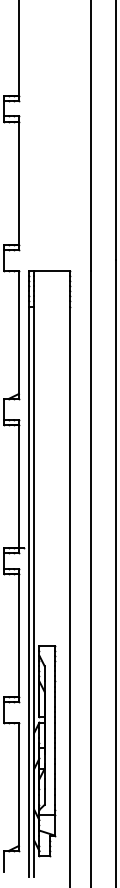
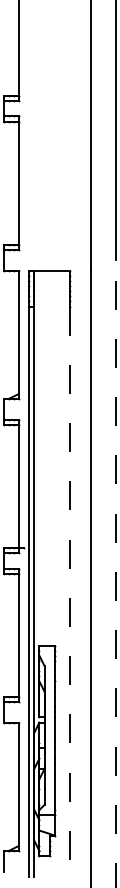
line: solid -> dashed (116, 573)
line: solid -> dashed (70, 597)
